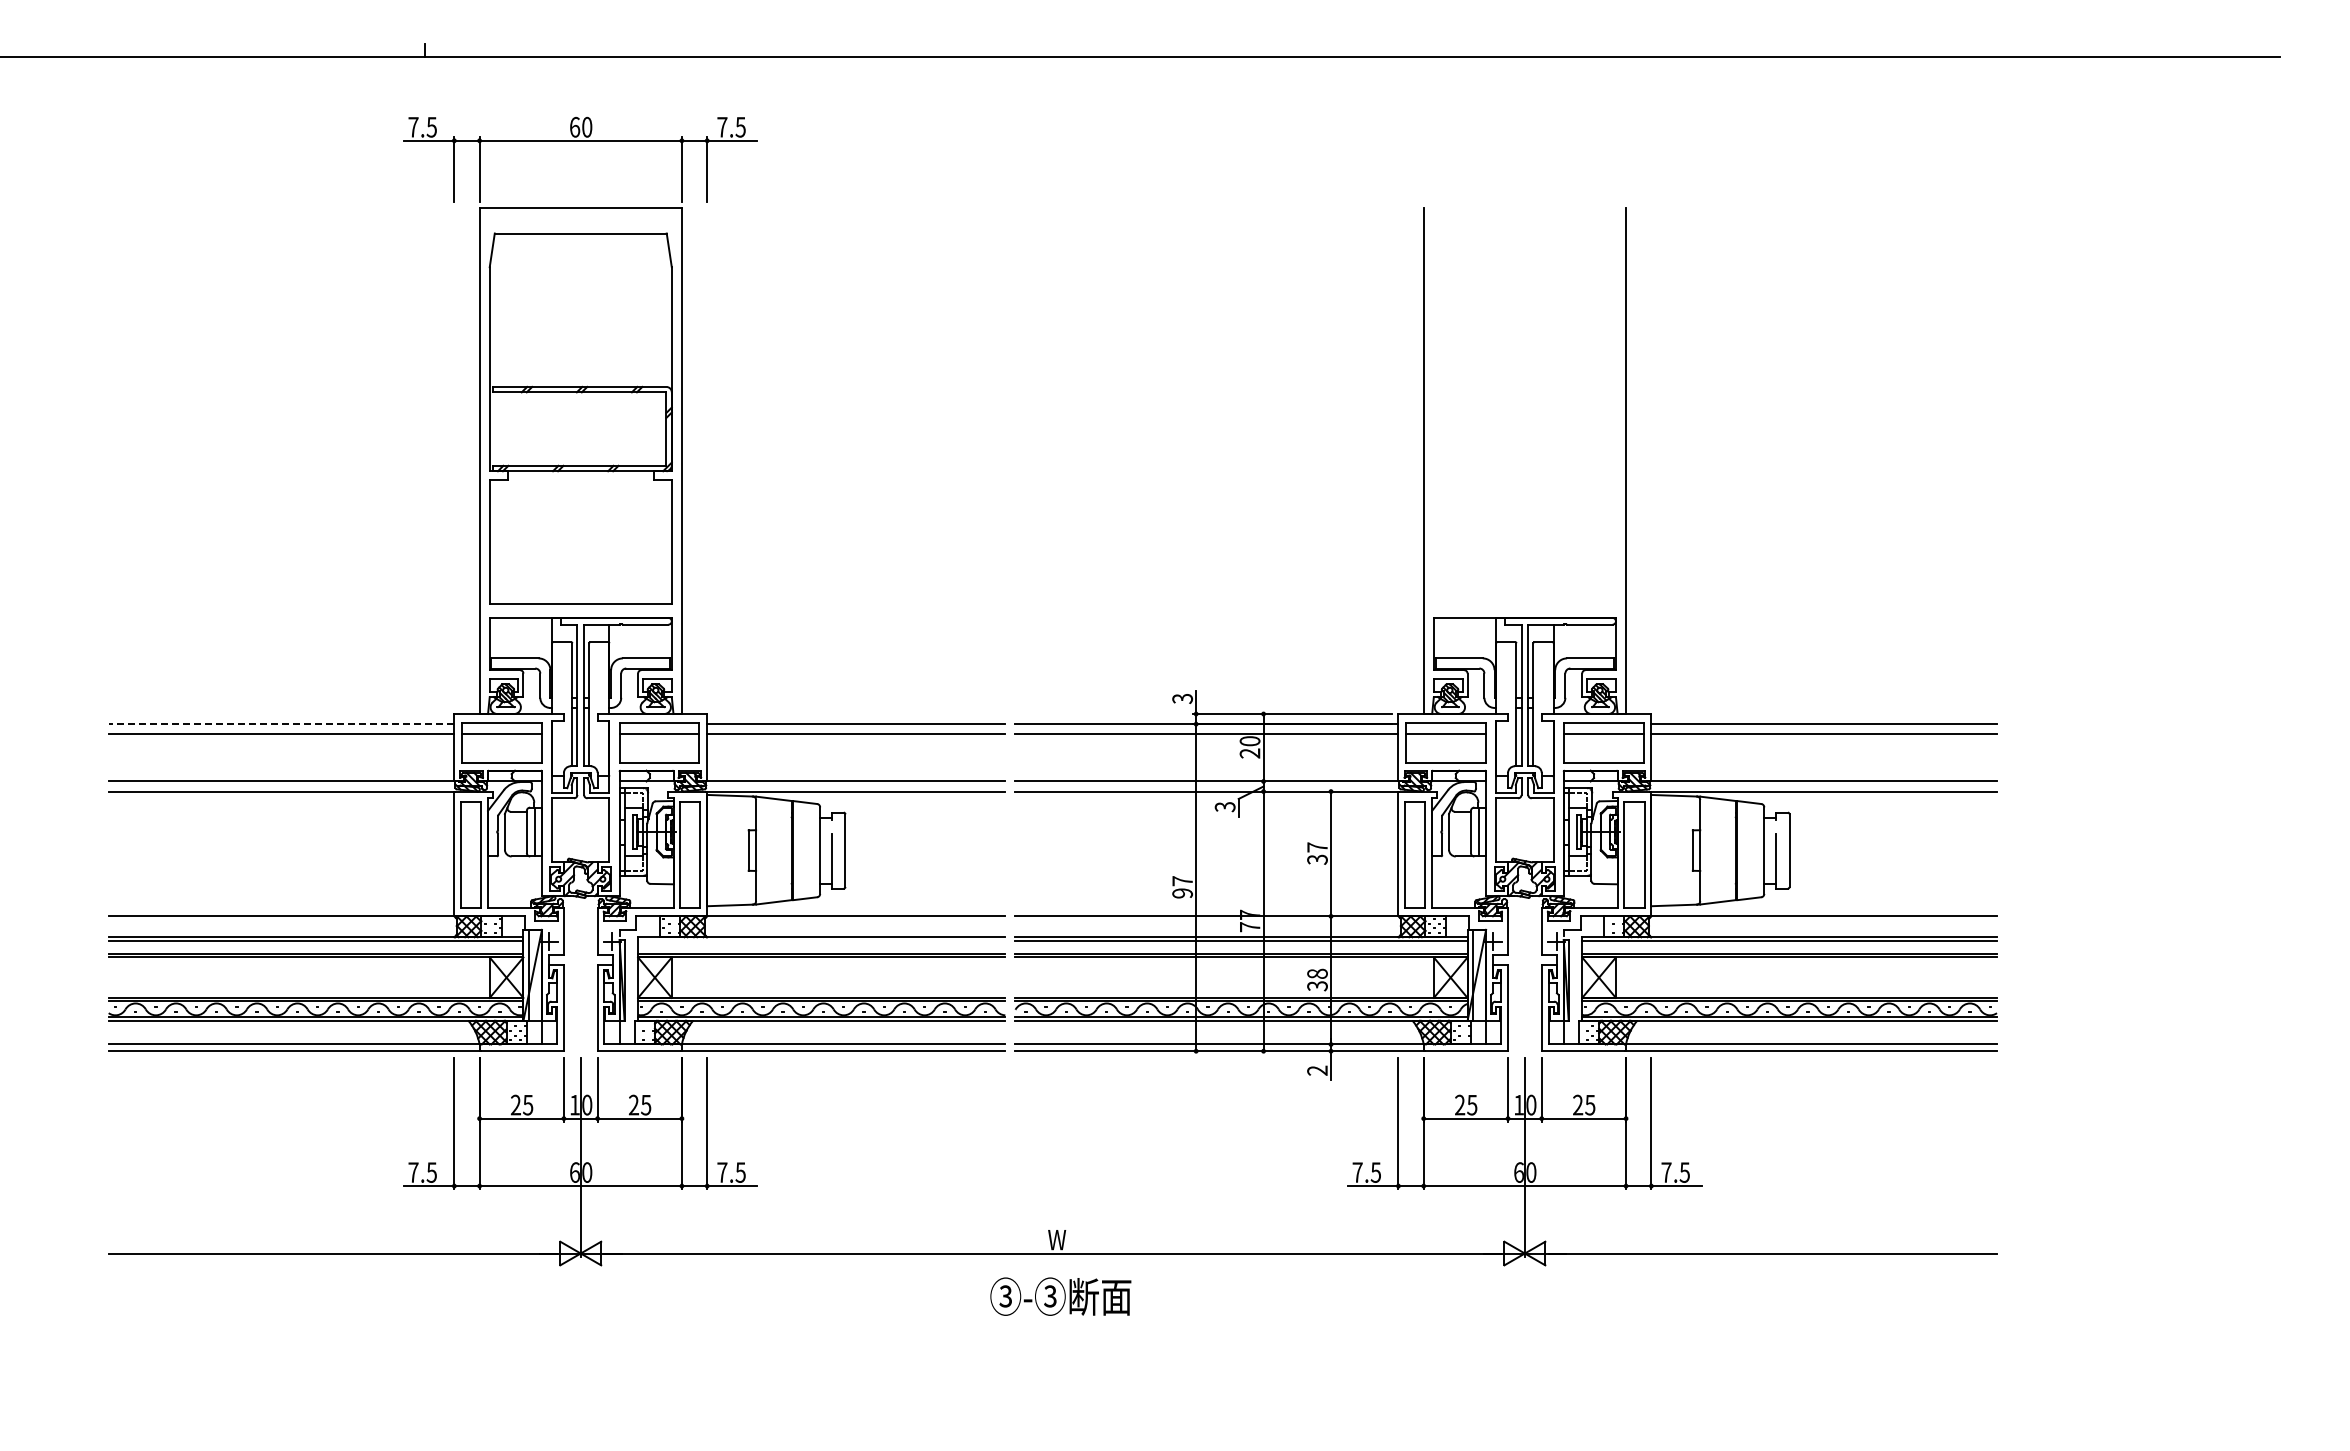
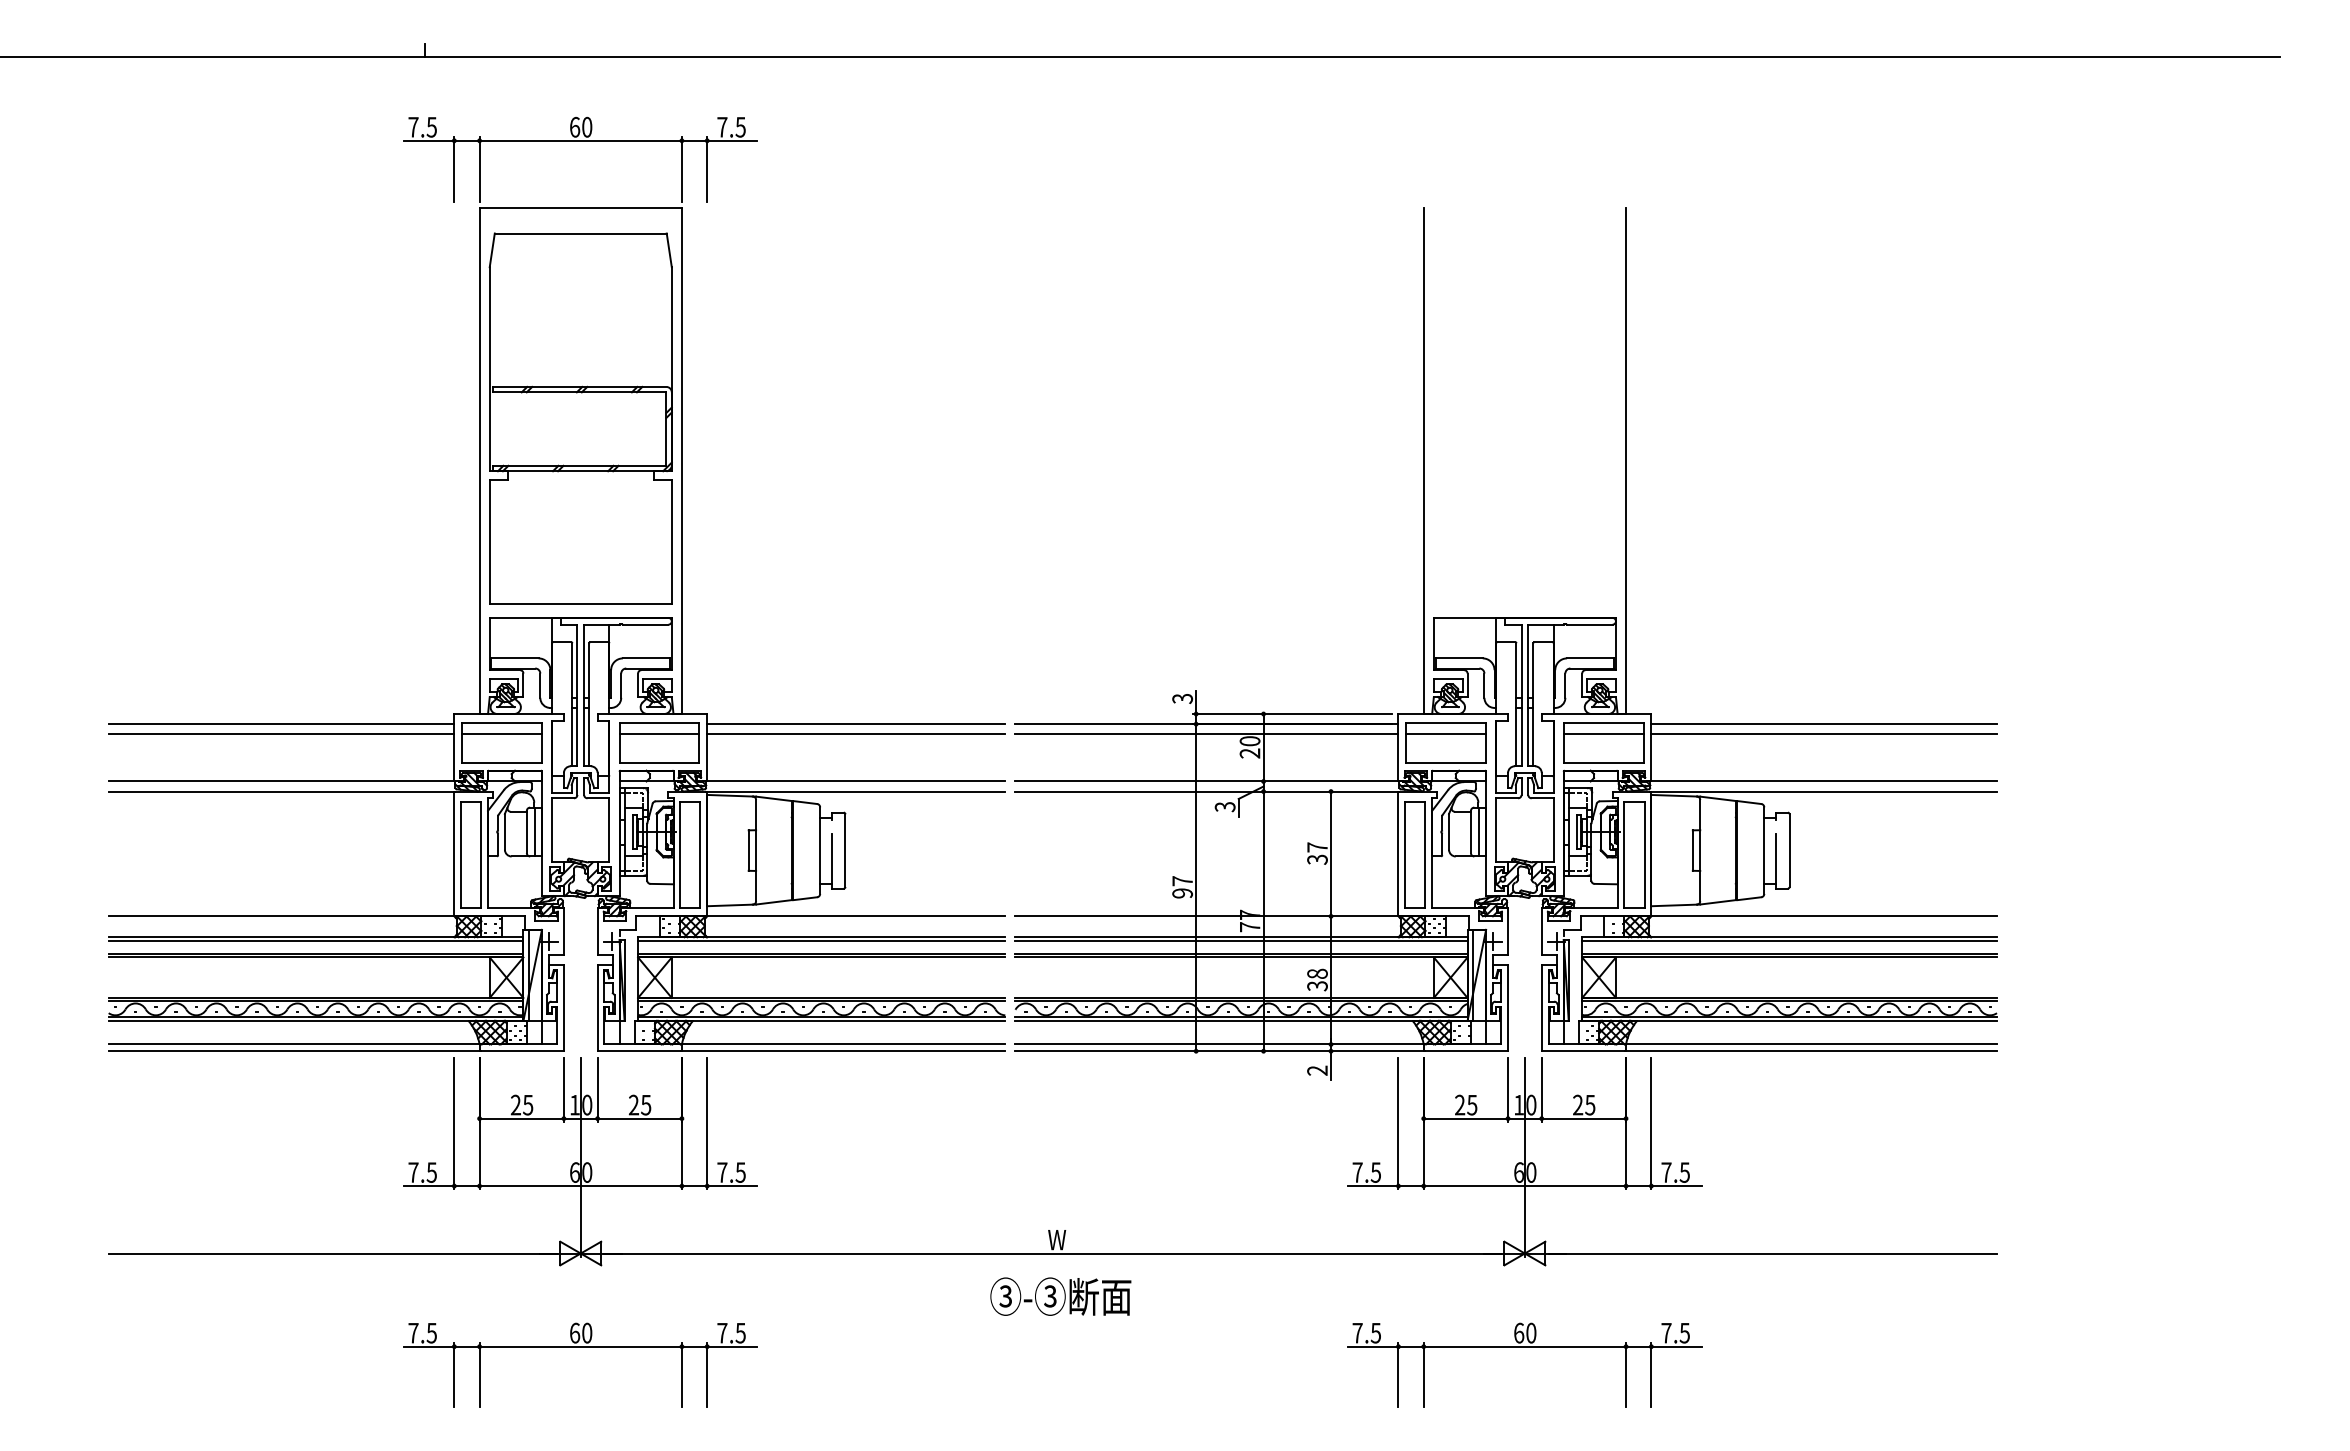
line: dashed -> solid (281, 724)
line: none -> present (821, 940)
part: none -> present (580, 1347)
part: none -> present (1524, 1347)
